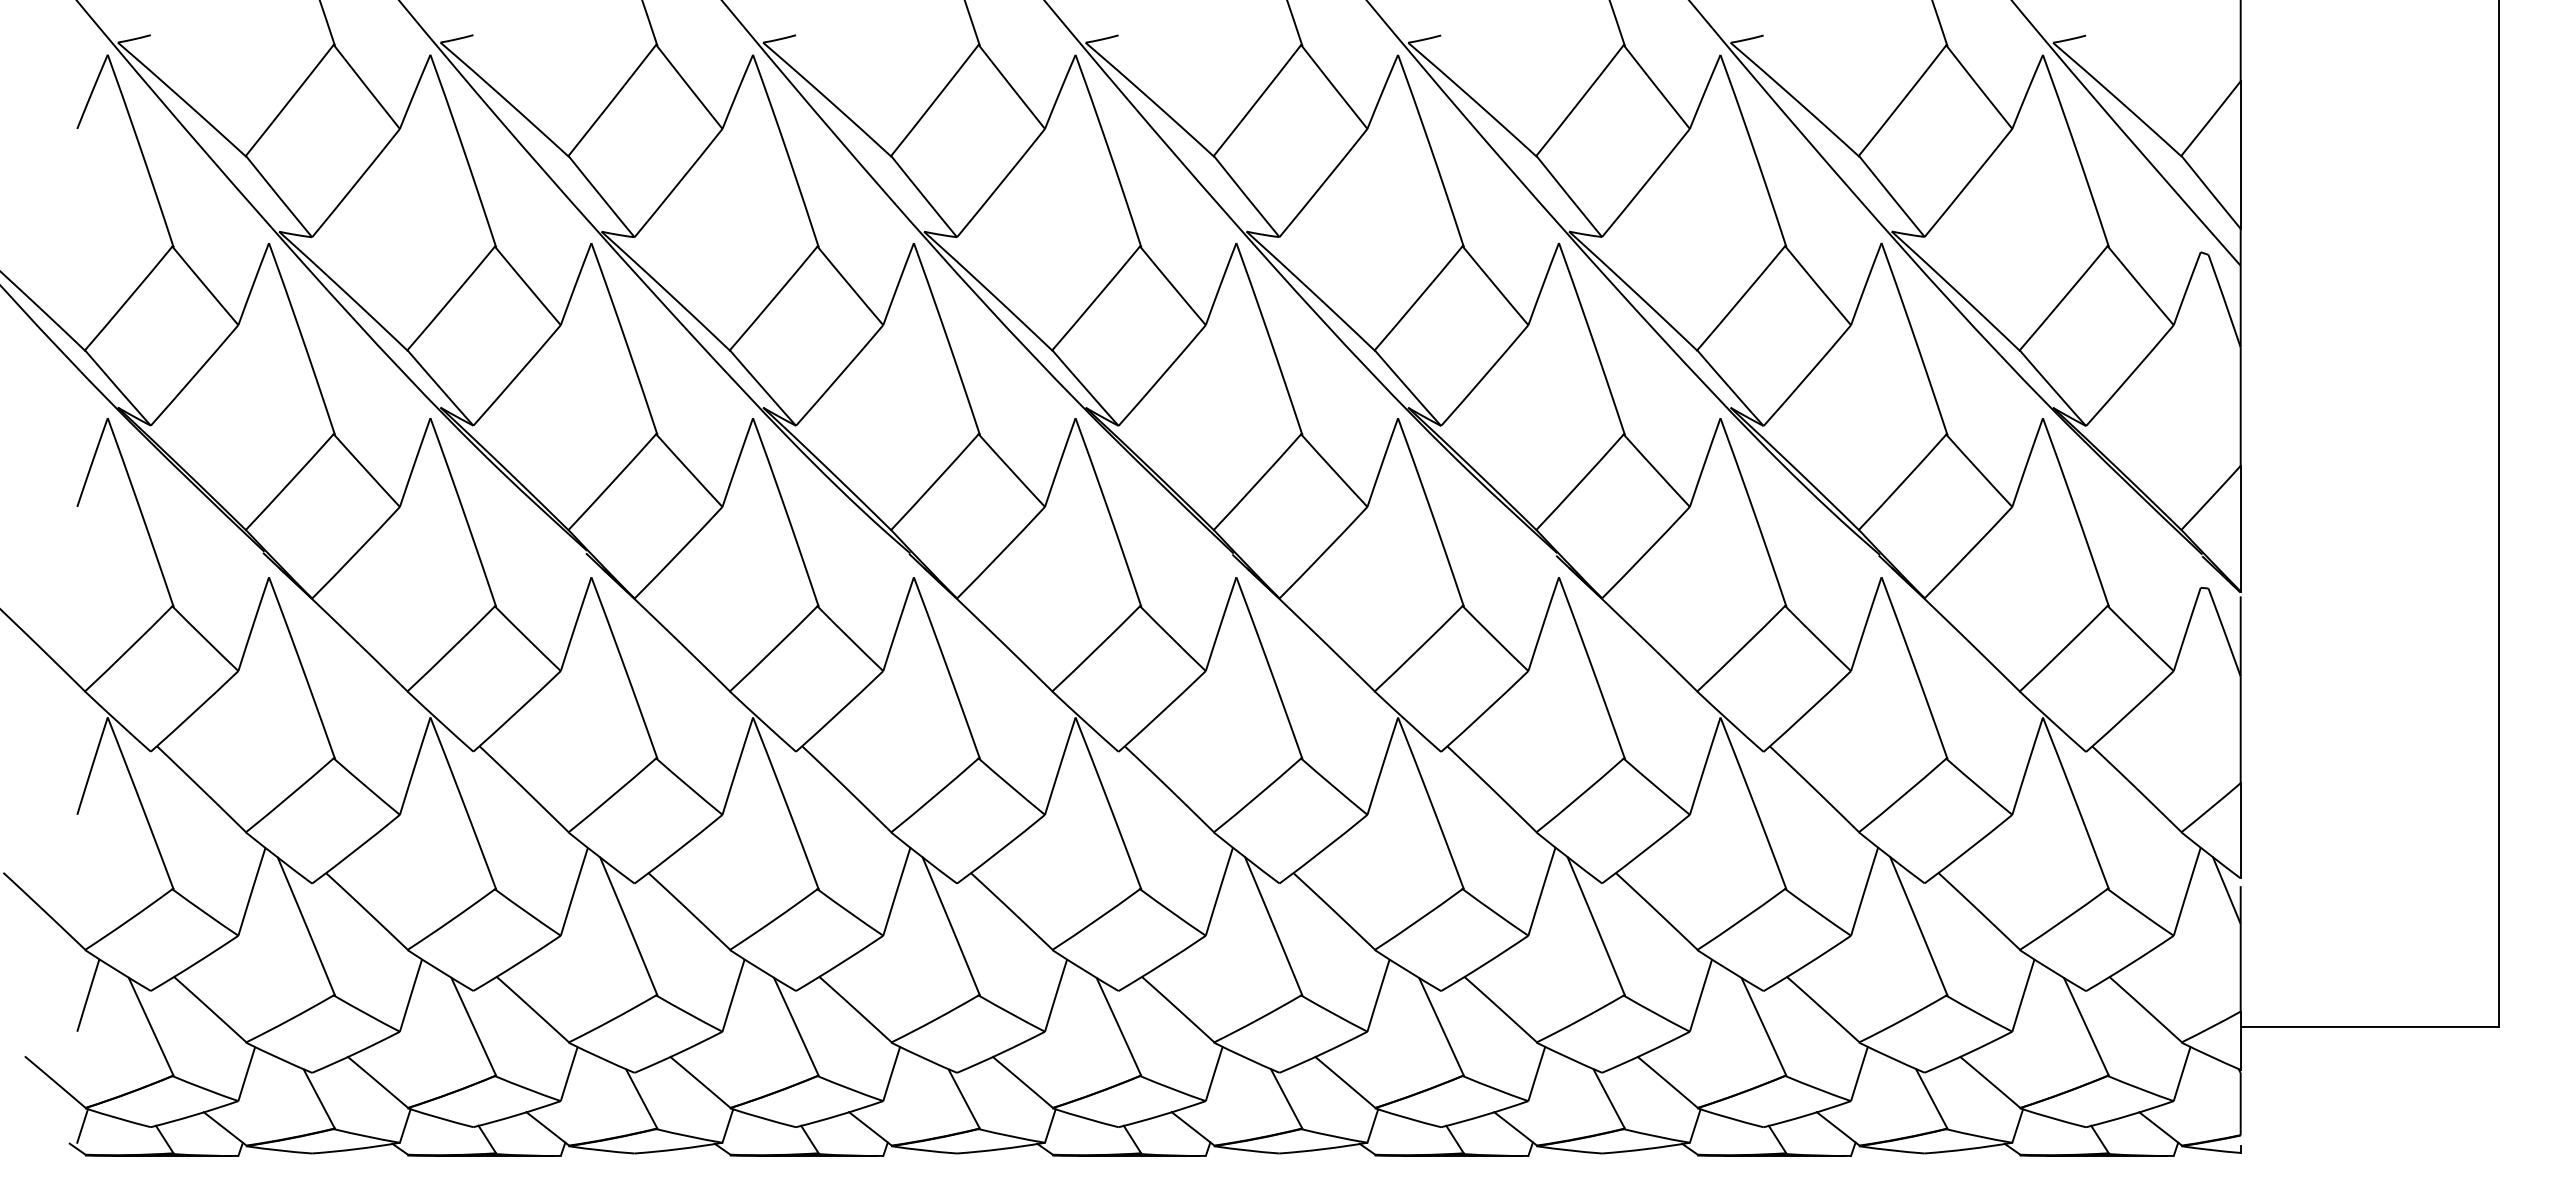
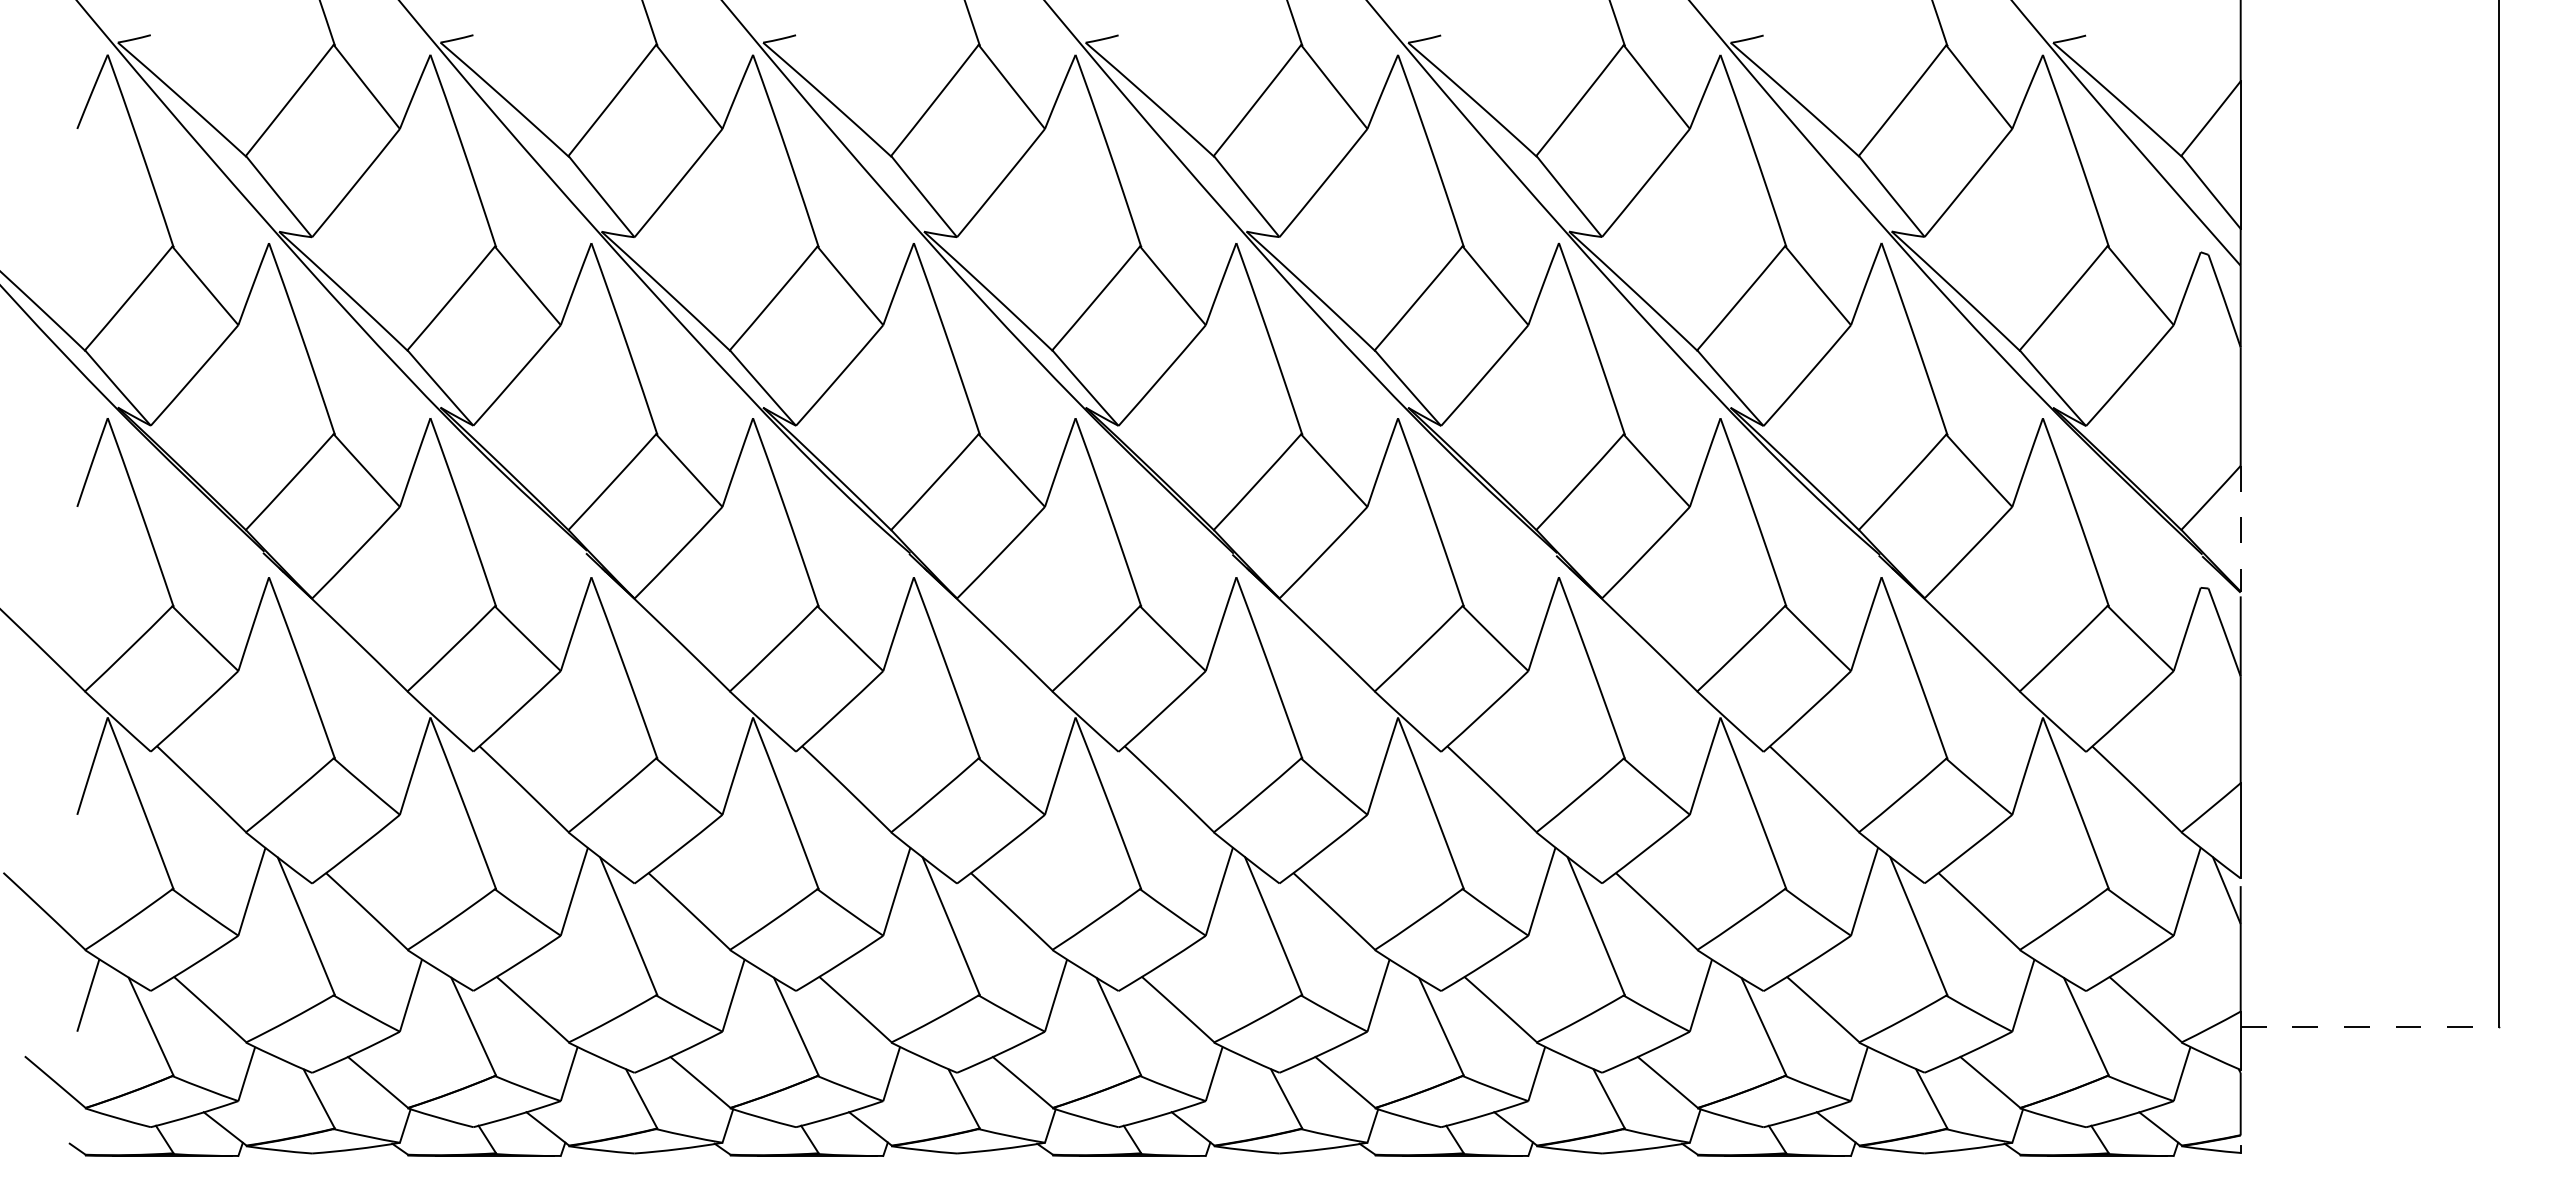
line: solid -> dashed (2240, 528)
line: solid -> dashed (2370, 1026)
line: present -> none (82, 1125)
